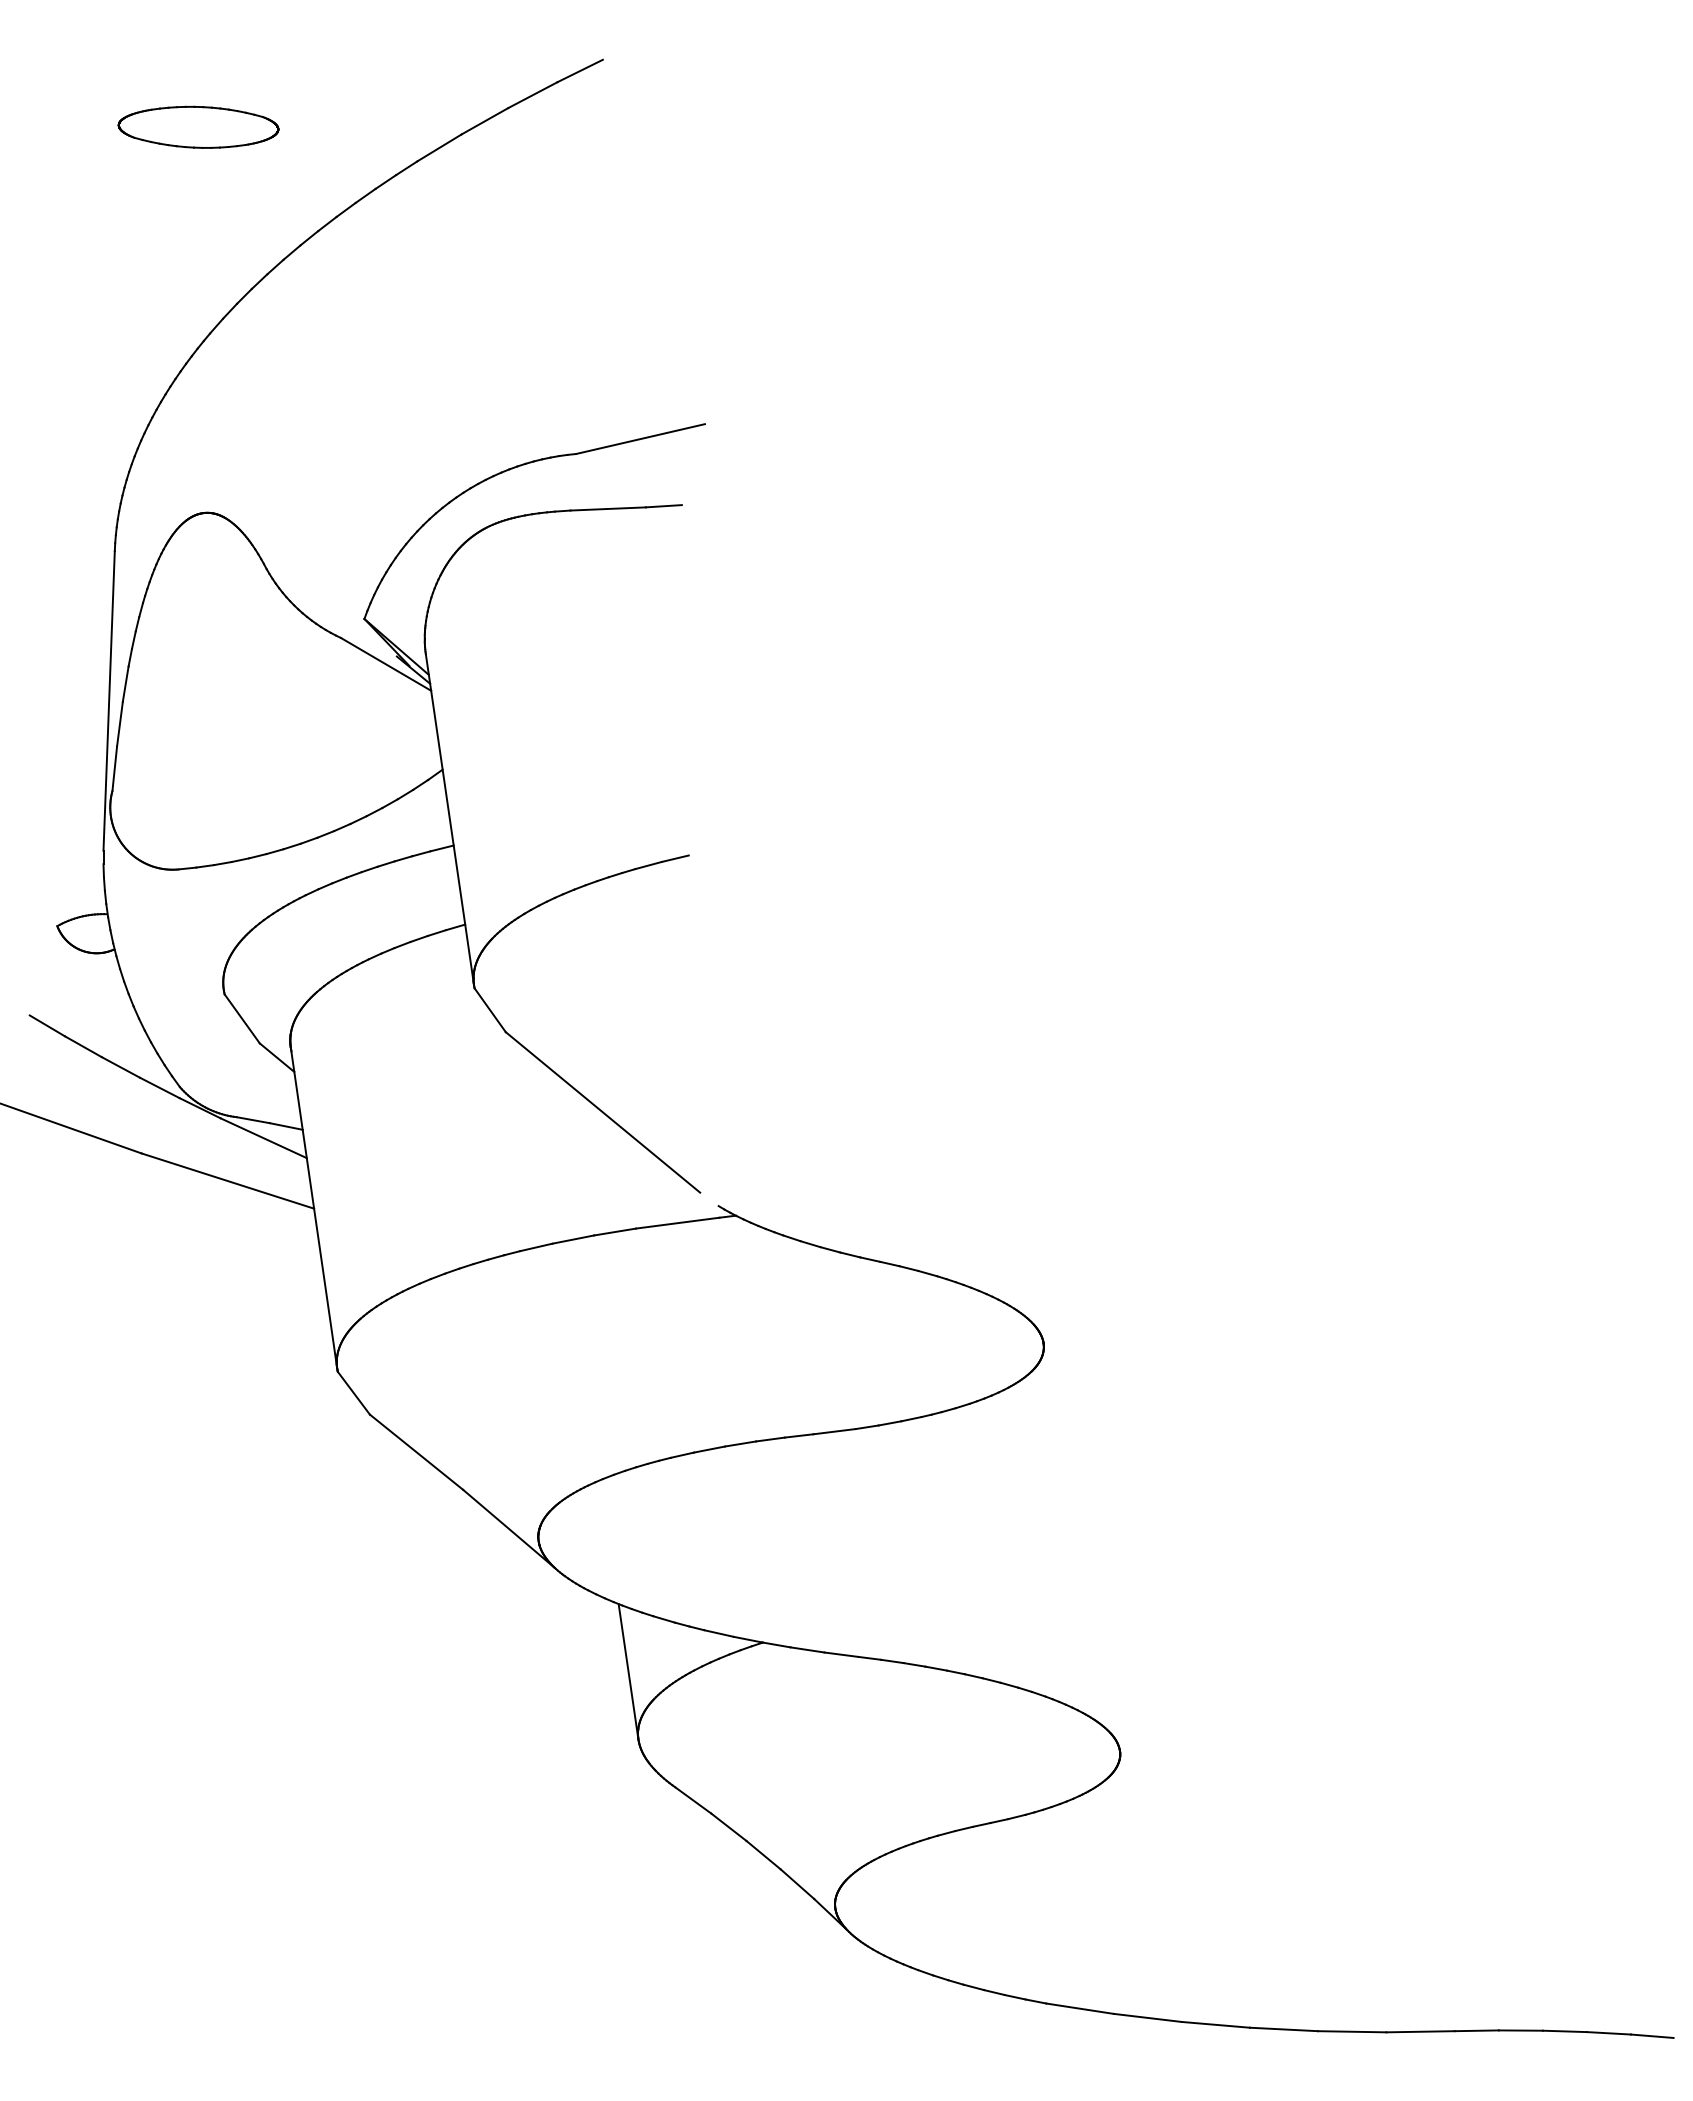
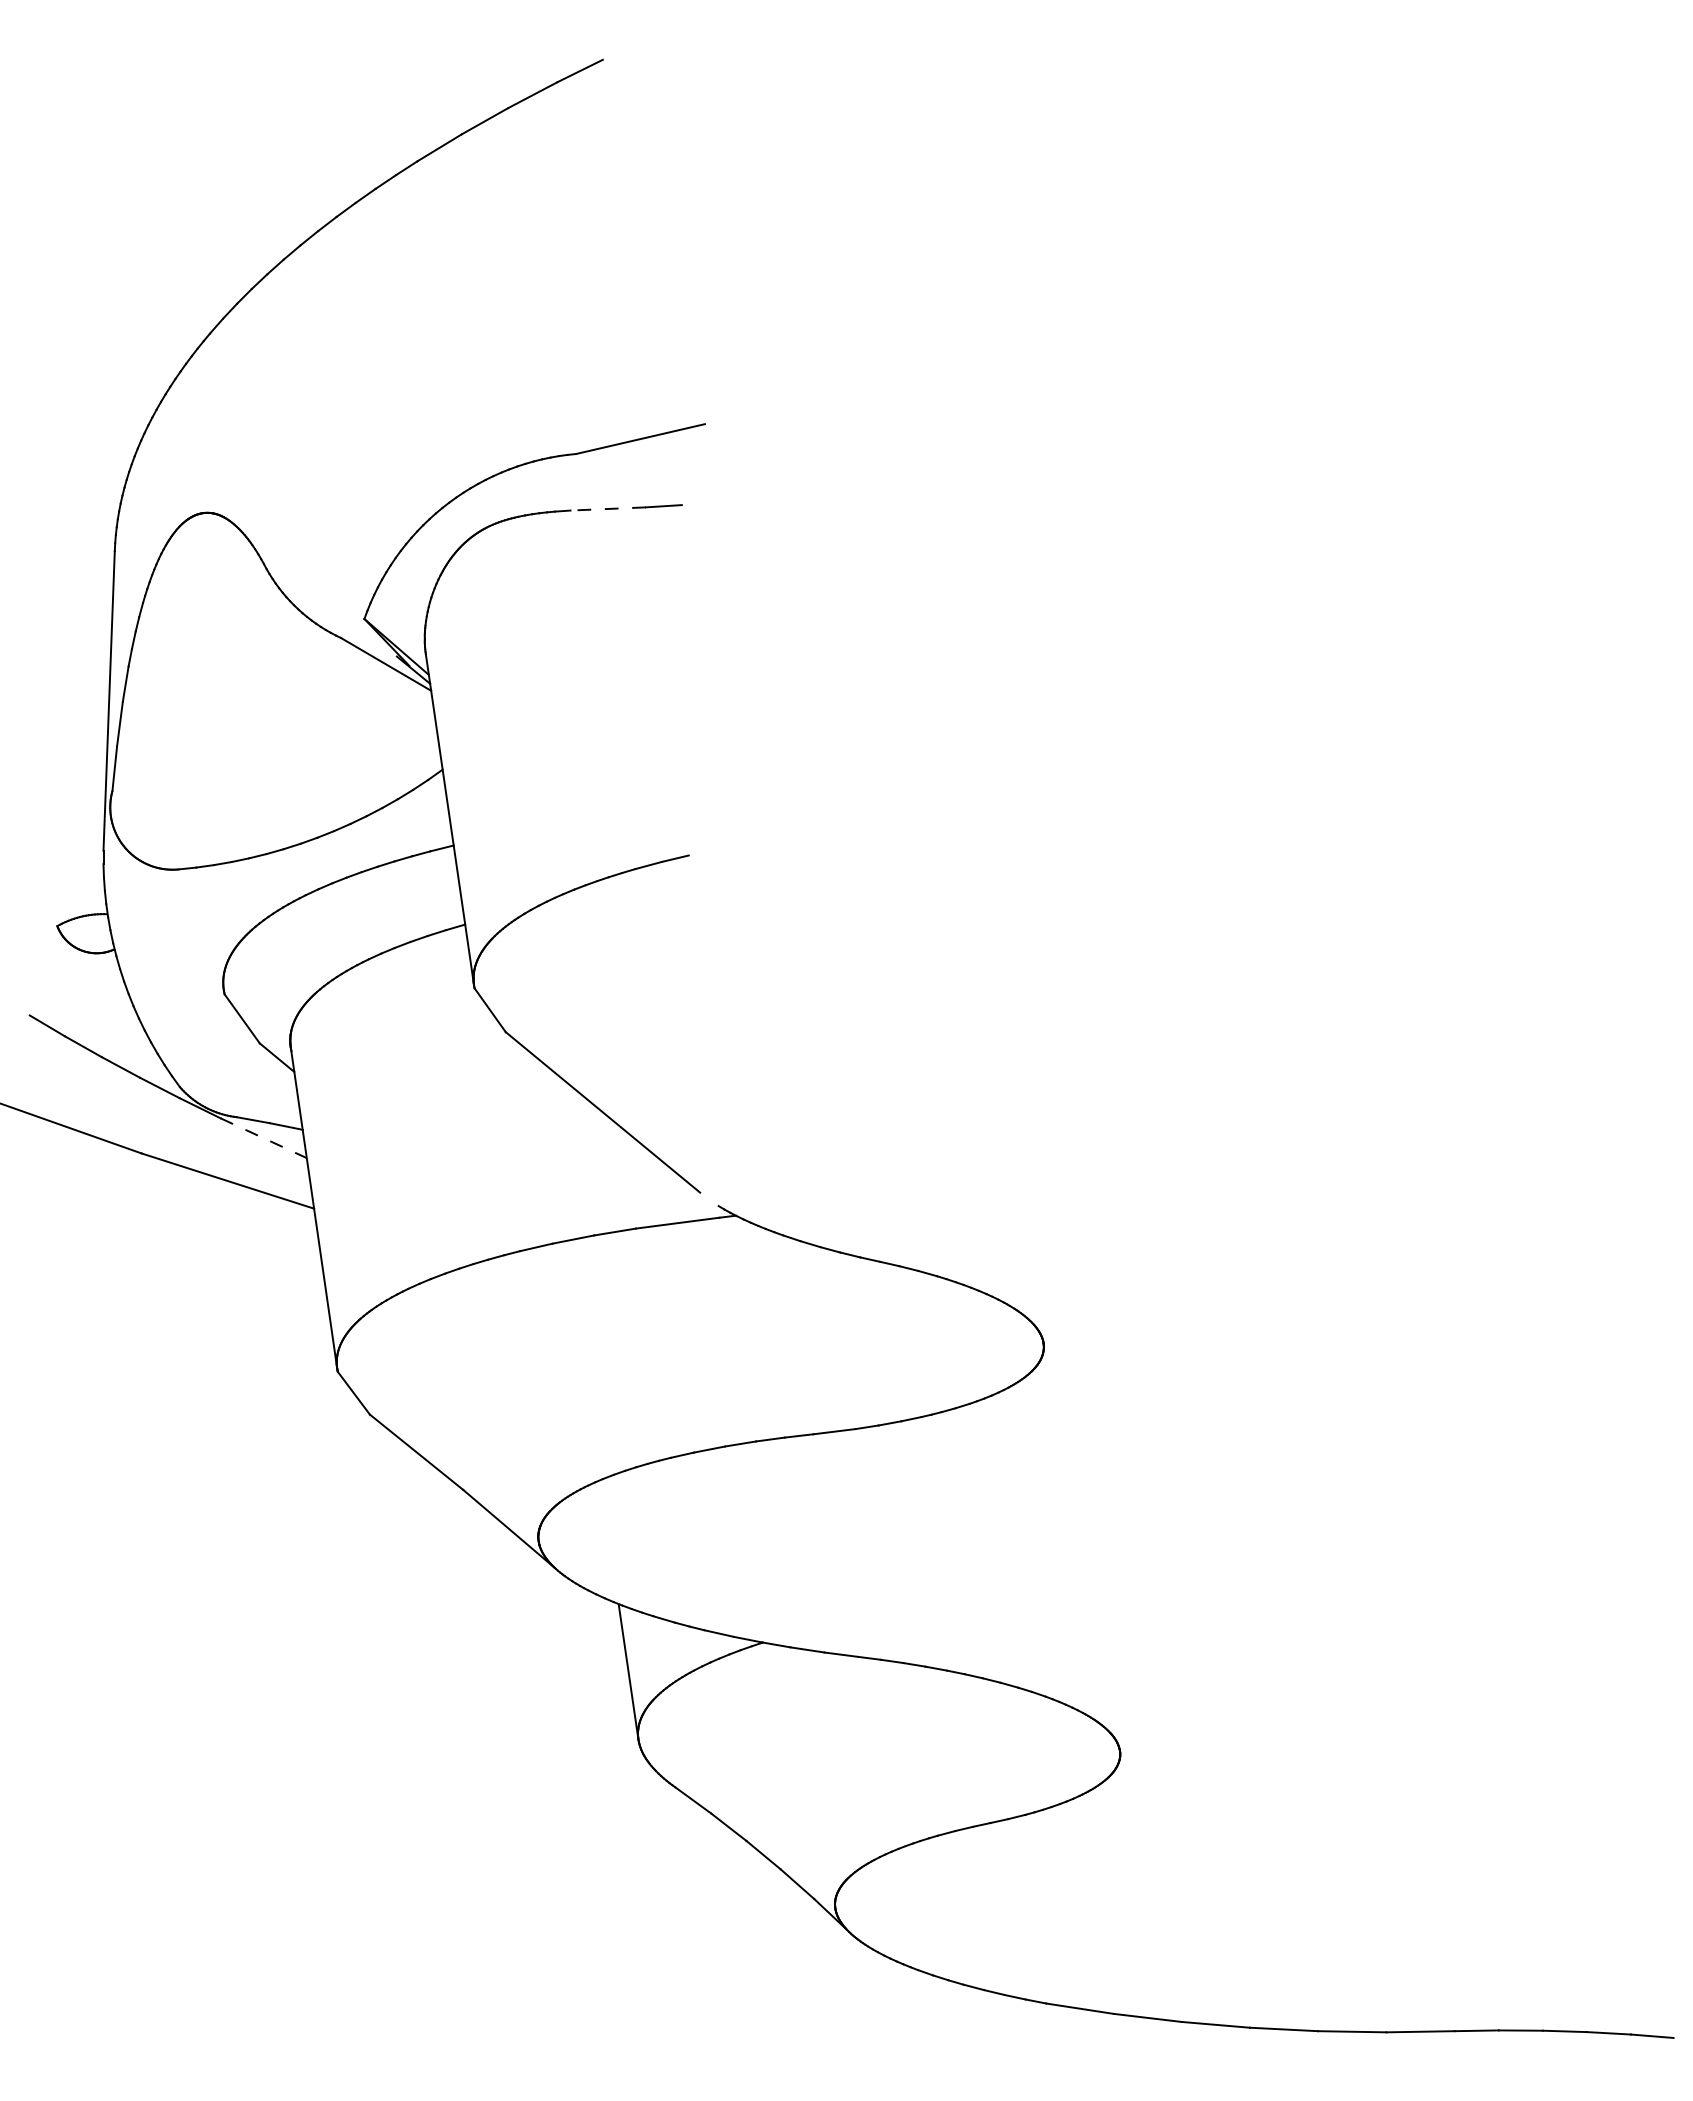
part: present -> none (198, 126)
line: solid -> dashed (608, 508)
line: solid -> dashed (264, 1138)
